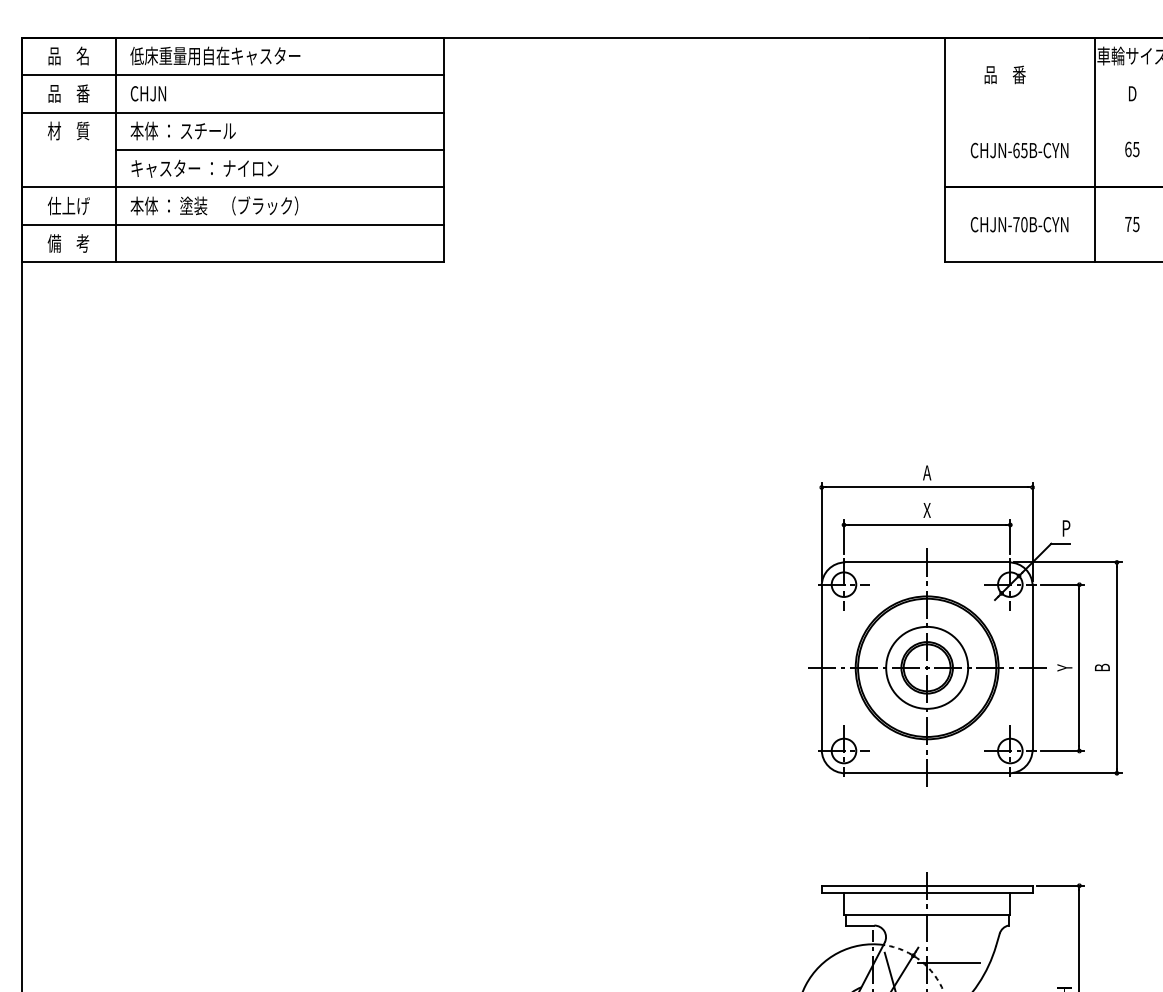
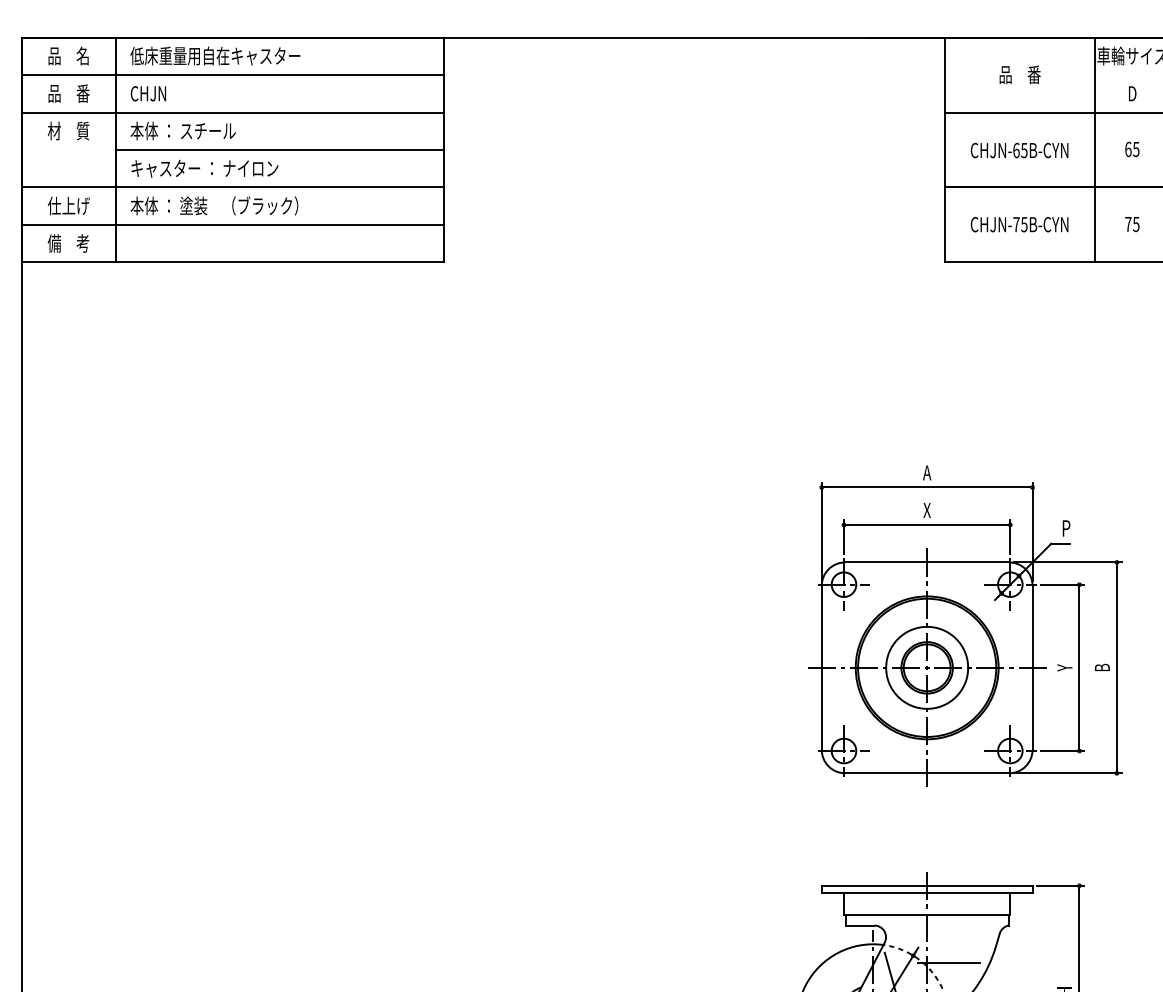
text position: (1004, 74) -> (1019, 74) (1019, 74)
line: none -> present (1051, 112)
text: CHJN-70B-CYN -> CHJN-75B-CYN (1024, 224)
